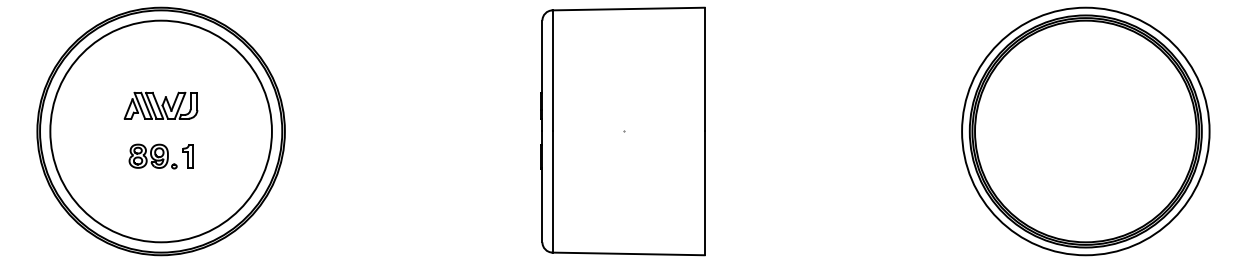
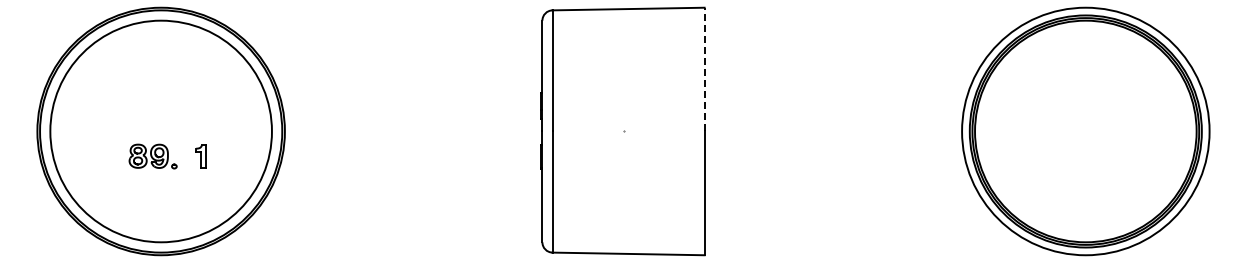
line: solid -> dashed (704, 69)
part: present -> none (160, 105)
part position: (187, 156) -> (200, 156) (200, 156)
